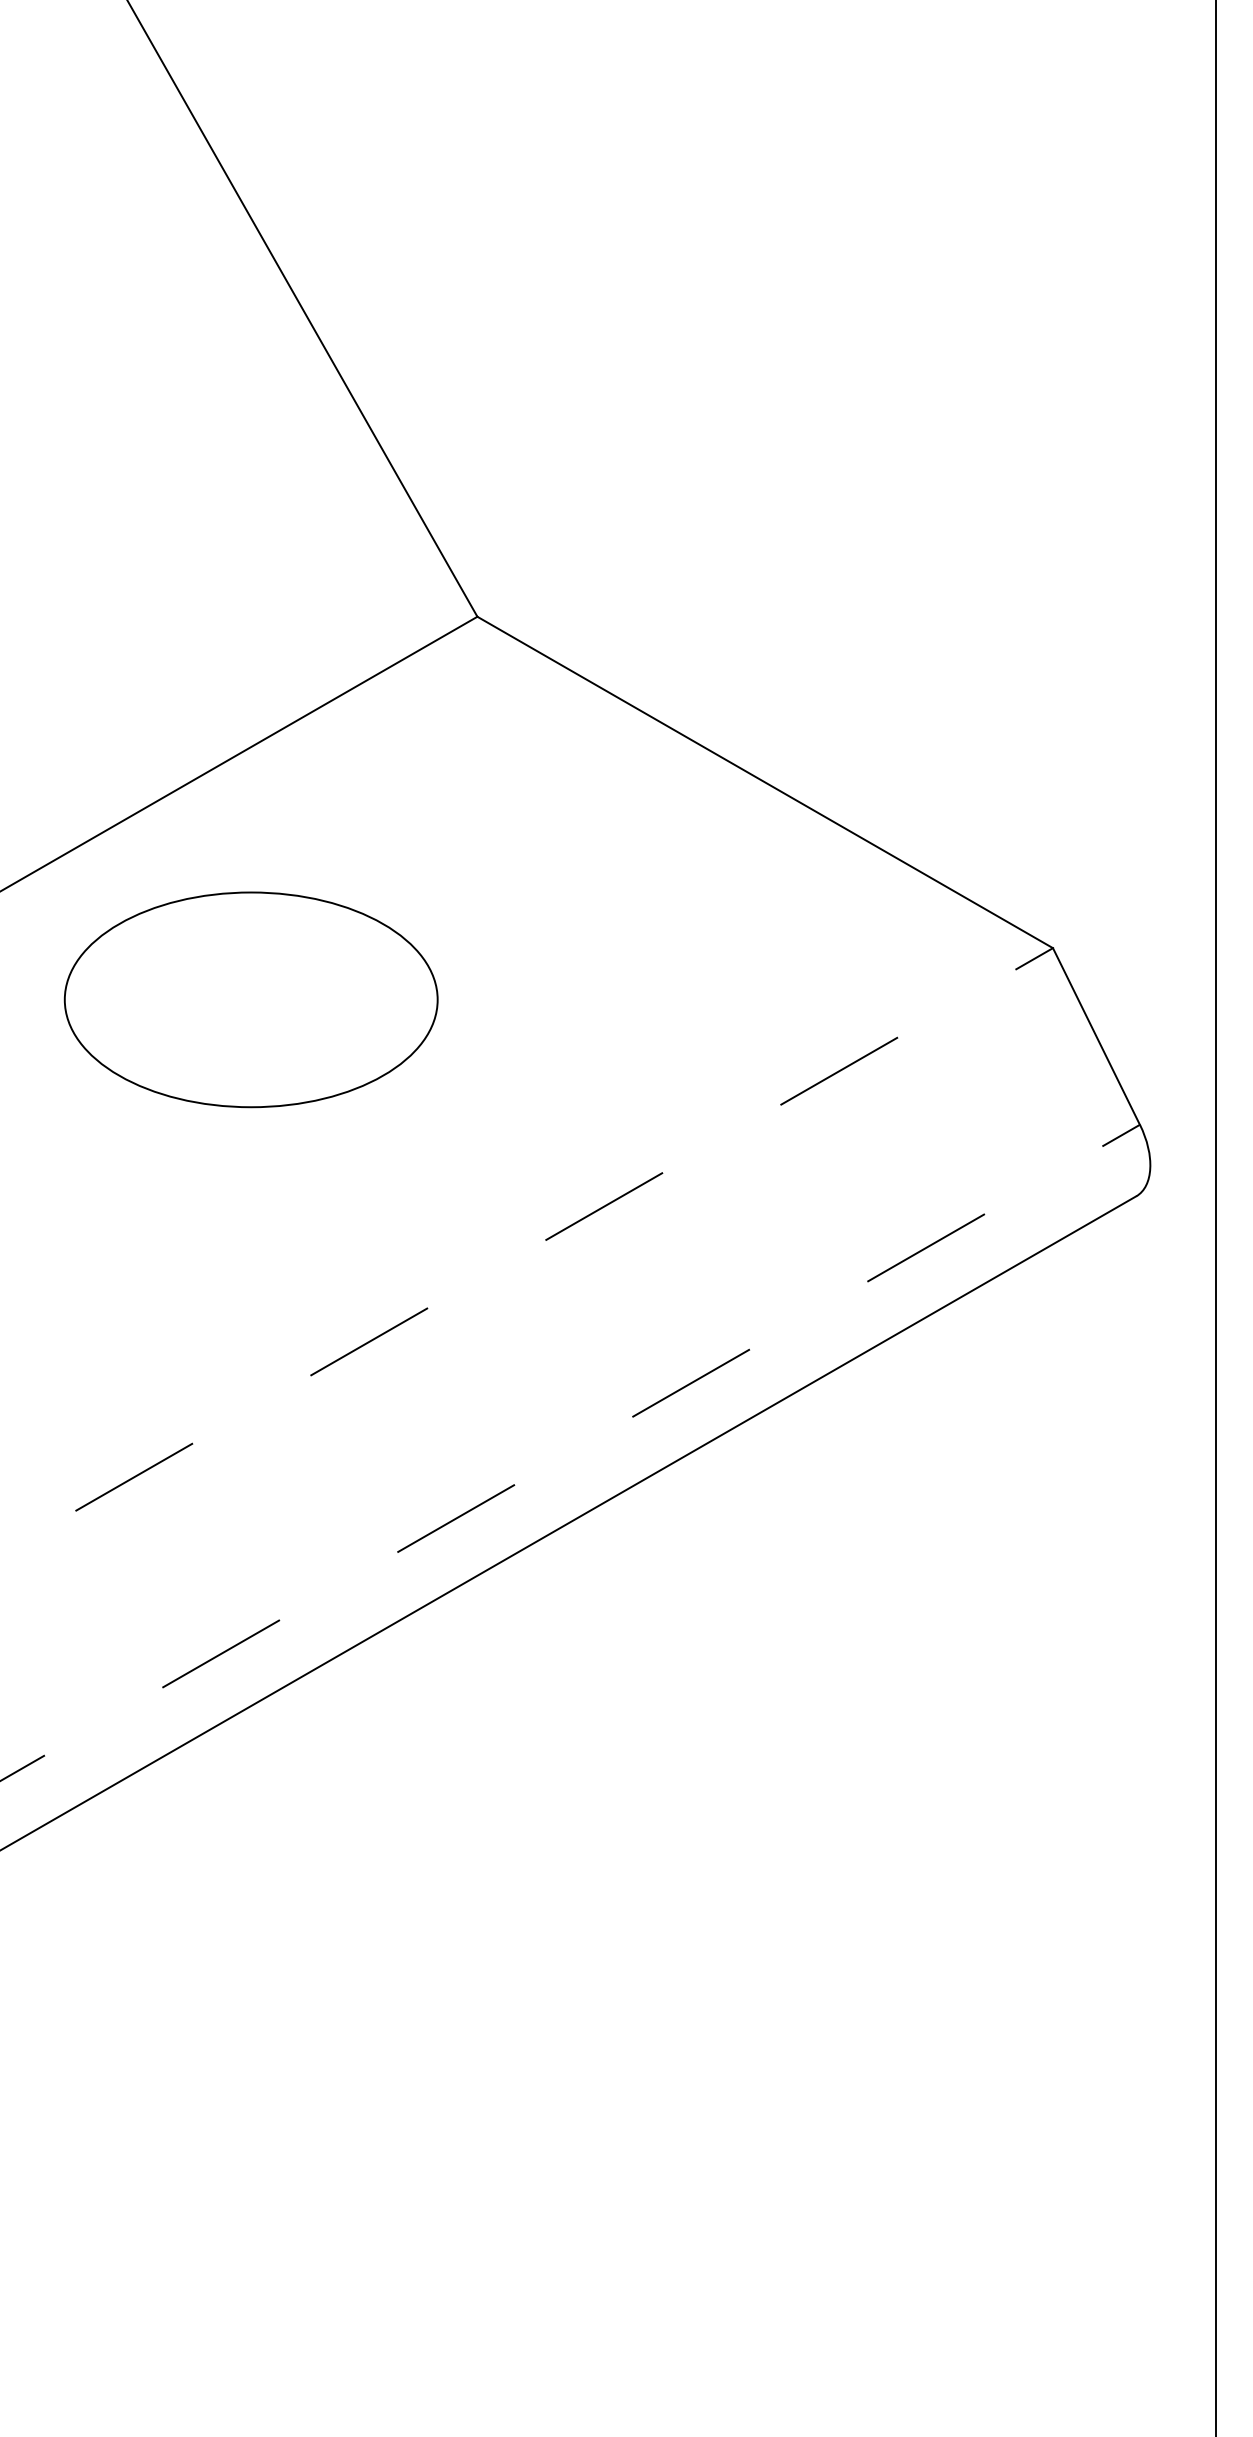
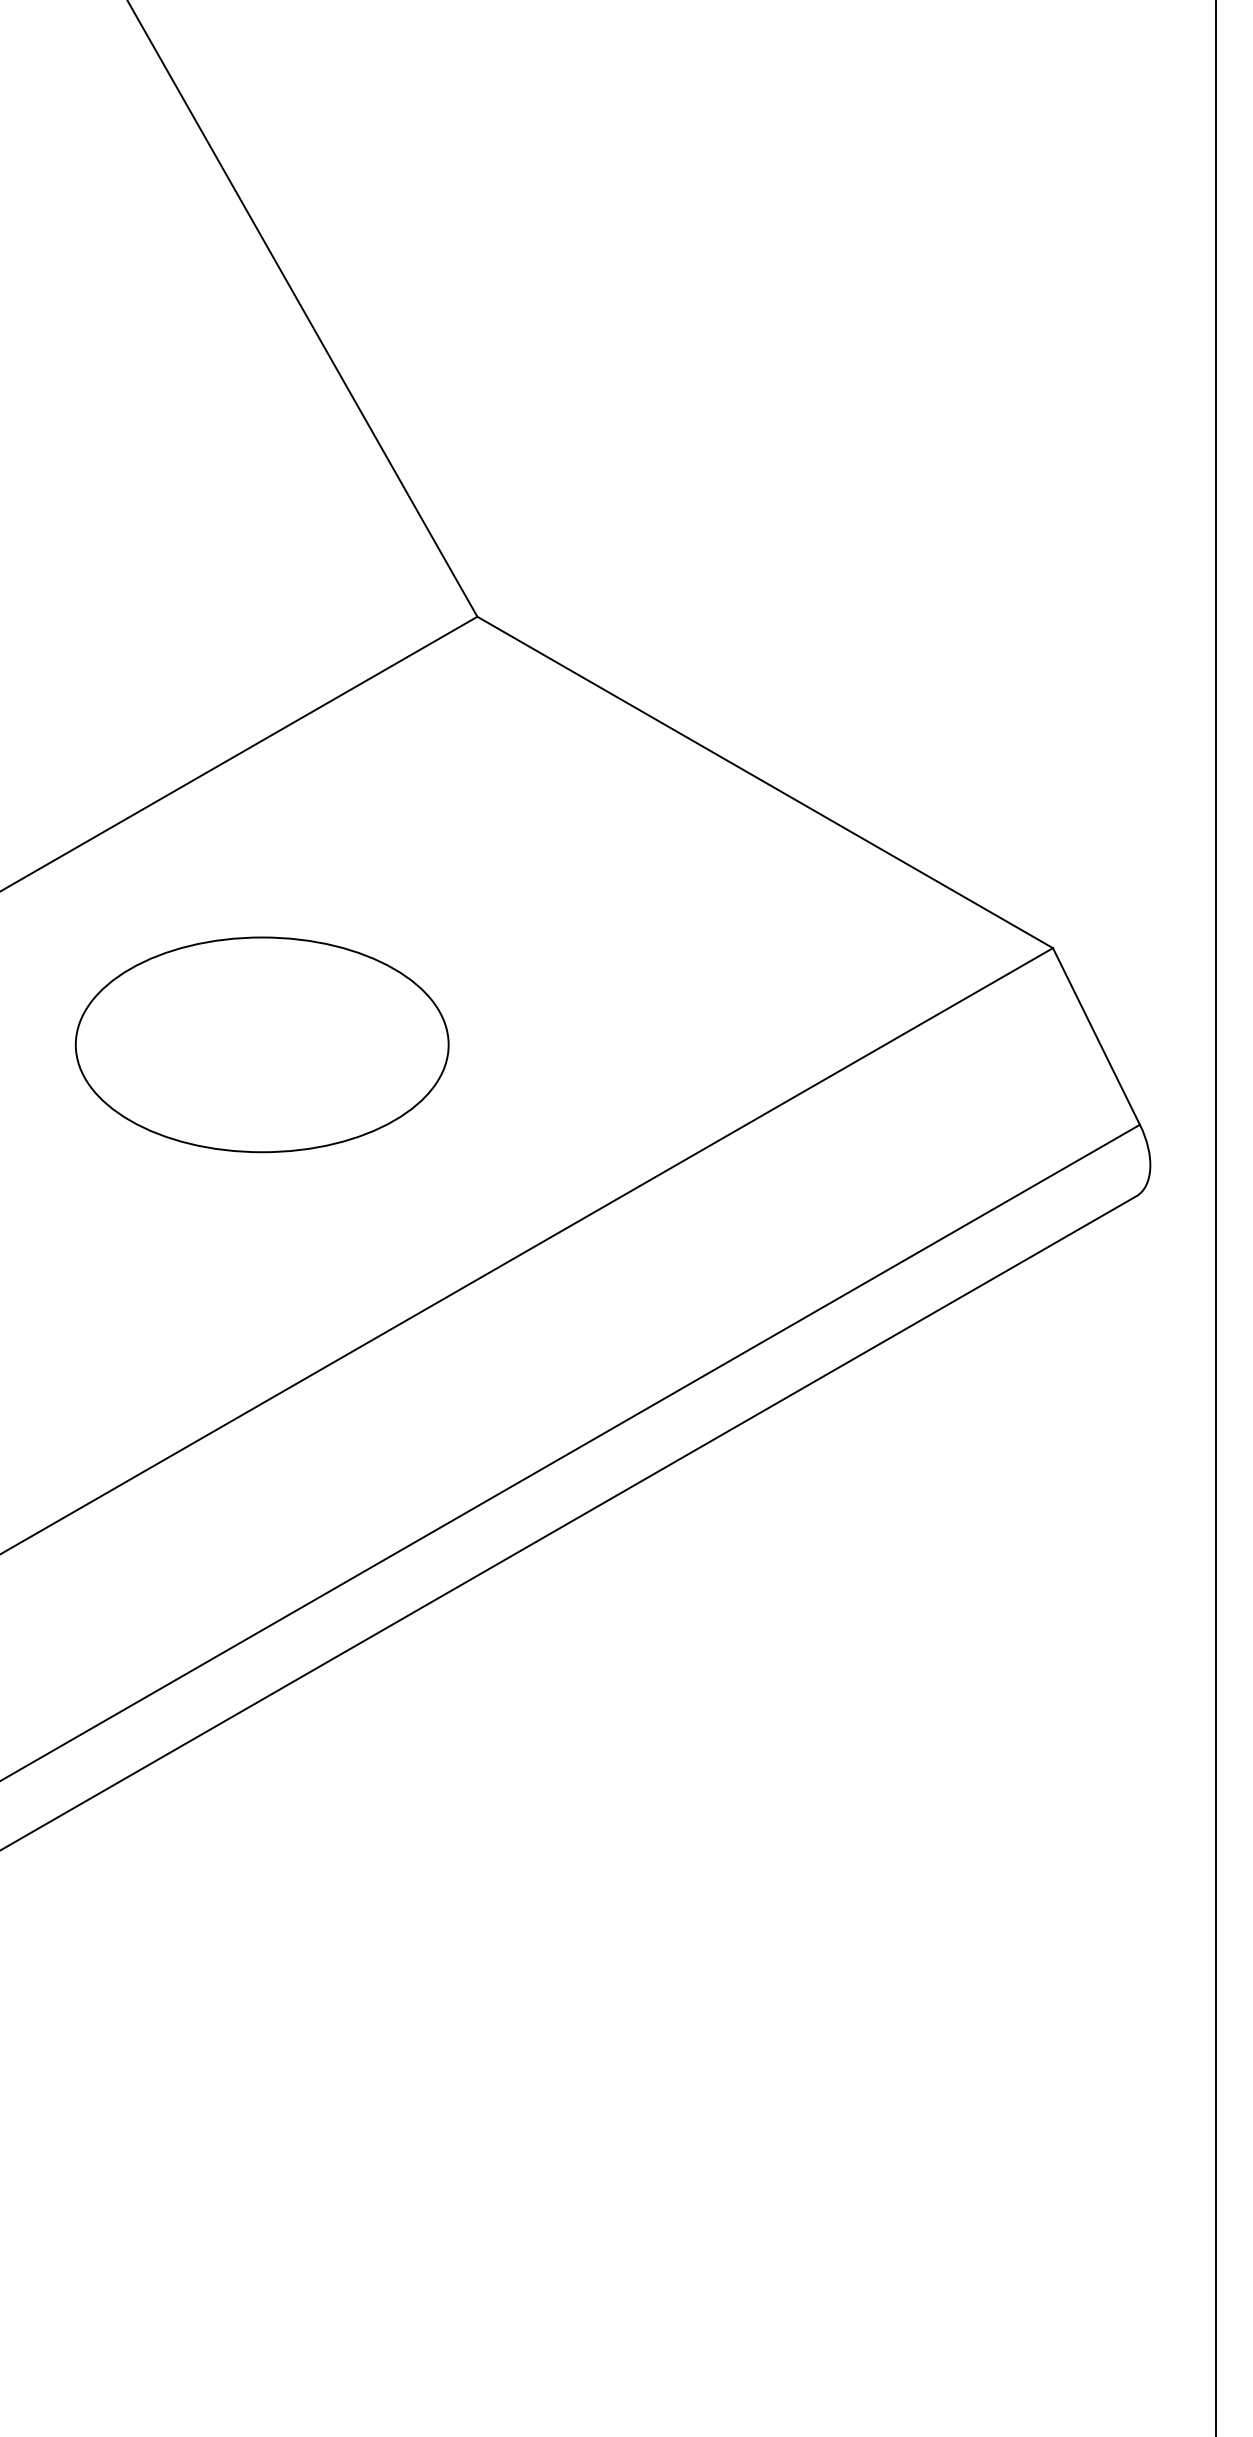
circle position: (250, 999) -> (261, 1044) (261, 1044)
line: dashed -> solid (527, 1251)
line: dashed -> solid (570, 1452)
